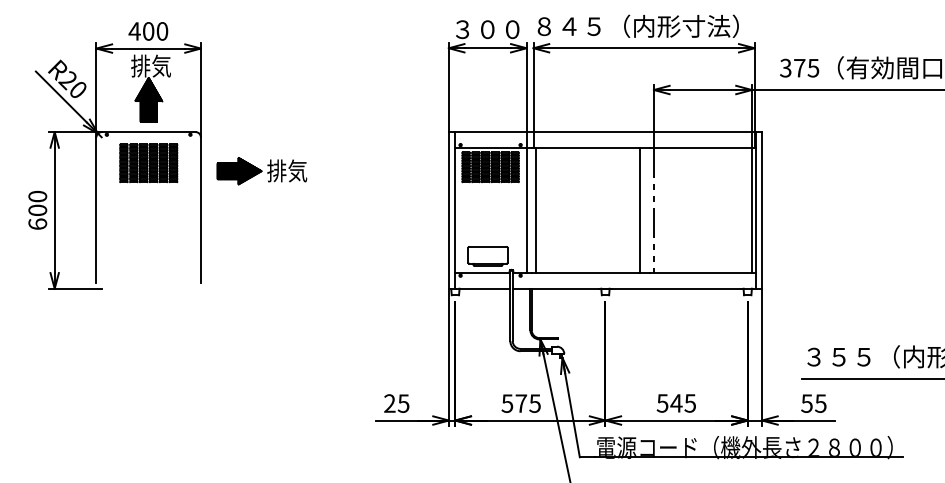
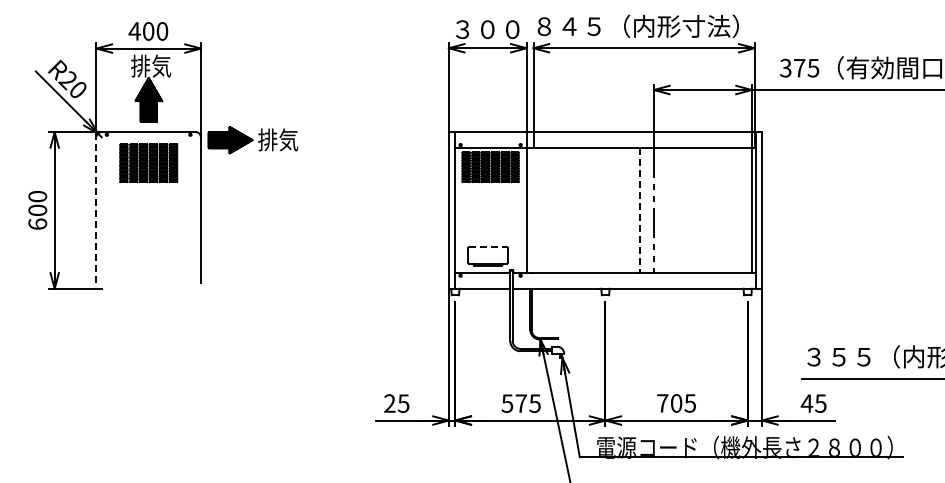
part position: (261, 171) -> (252, 140) (252, 140)
line: solid -> dashed (96, 209)
line: present -> none (536, 210)
line: solid -> dashed (640, 210)
line: solid -> dashed (488, 246)
text: 545 -> 705 (669, 403)
text: 55 -> 45 (806, 403)
